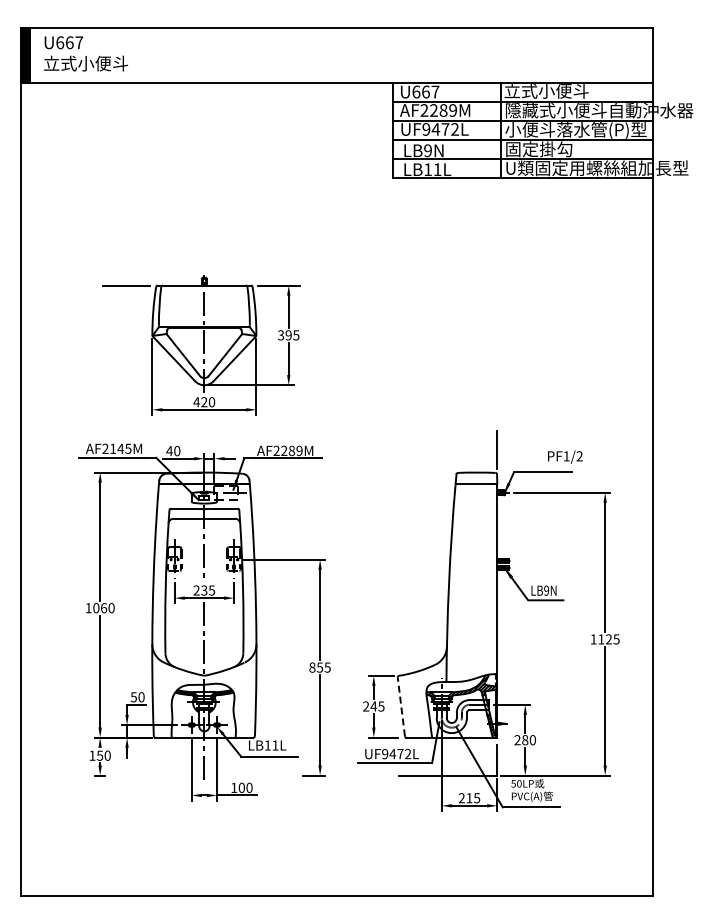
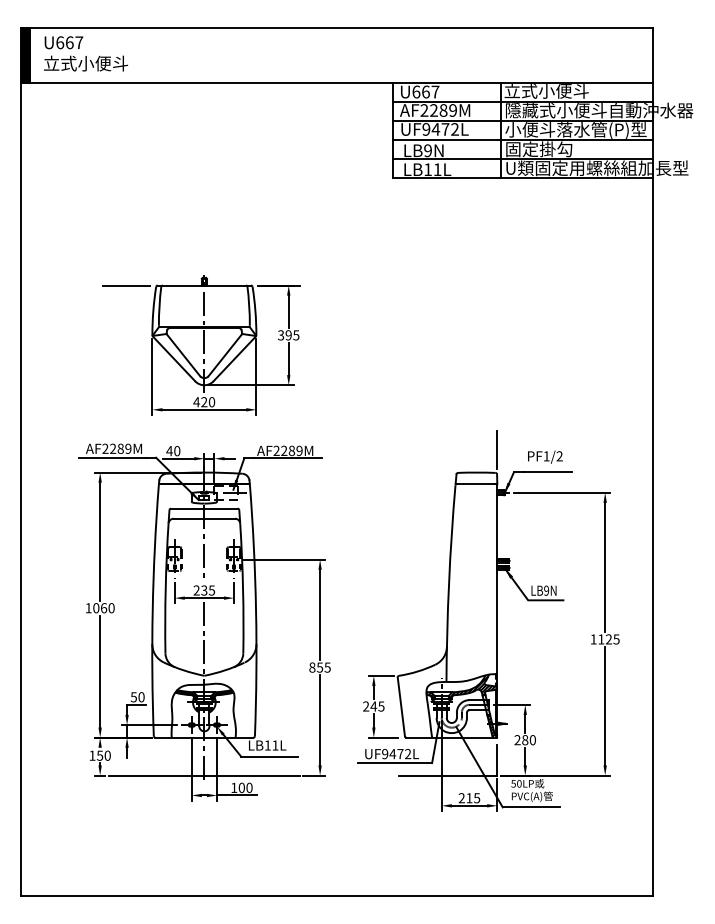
text: AF2145M -> AF2289M (120, 448)
text position: (565, 456) -> (545, 456) (545, 456)
line: dashed -> solid (401, 706)
line: none -> present (204, 775)
